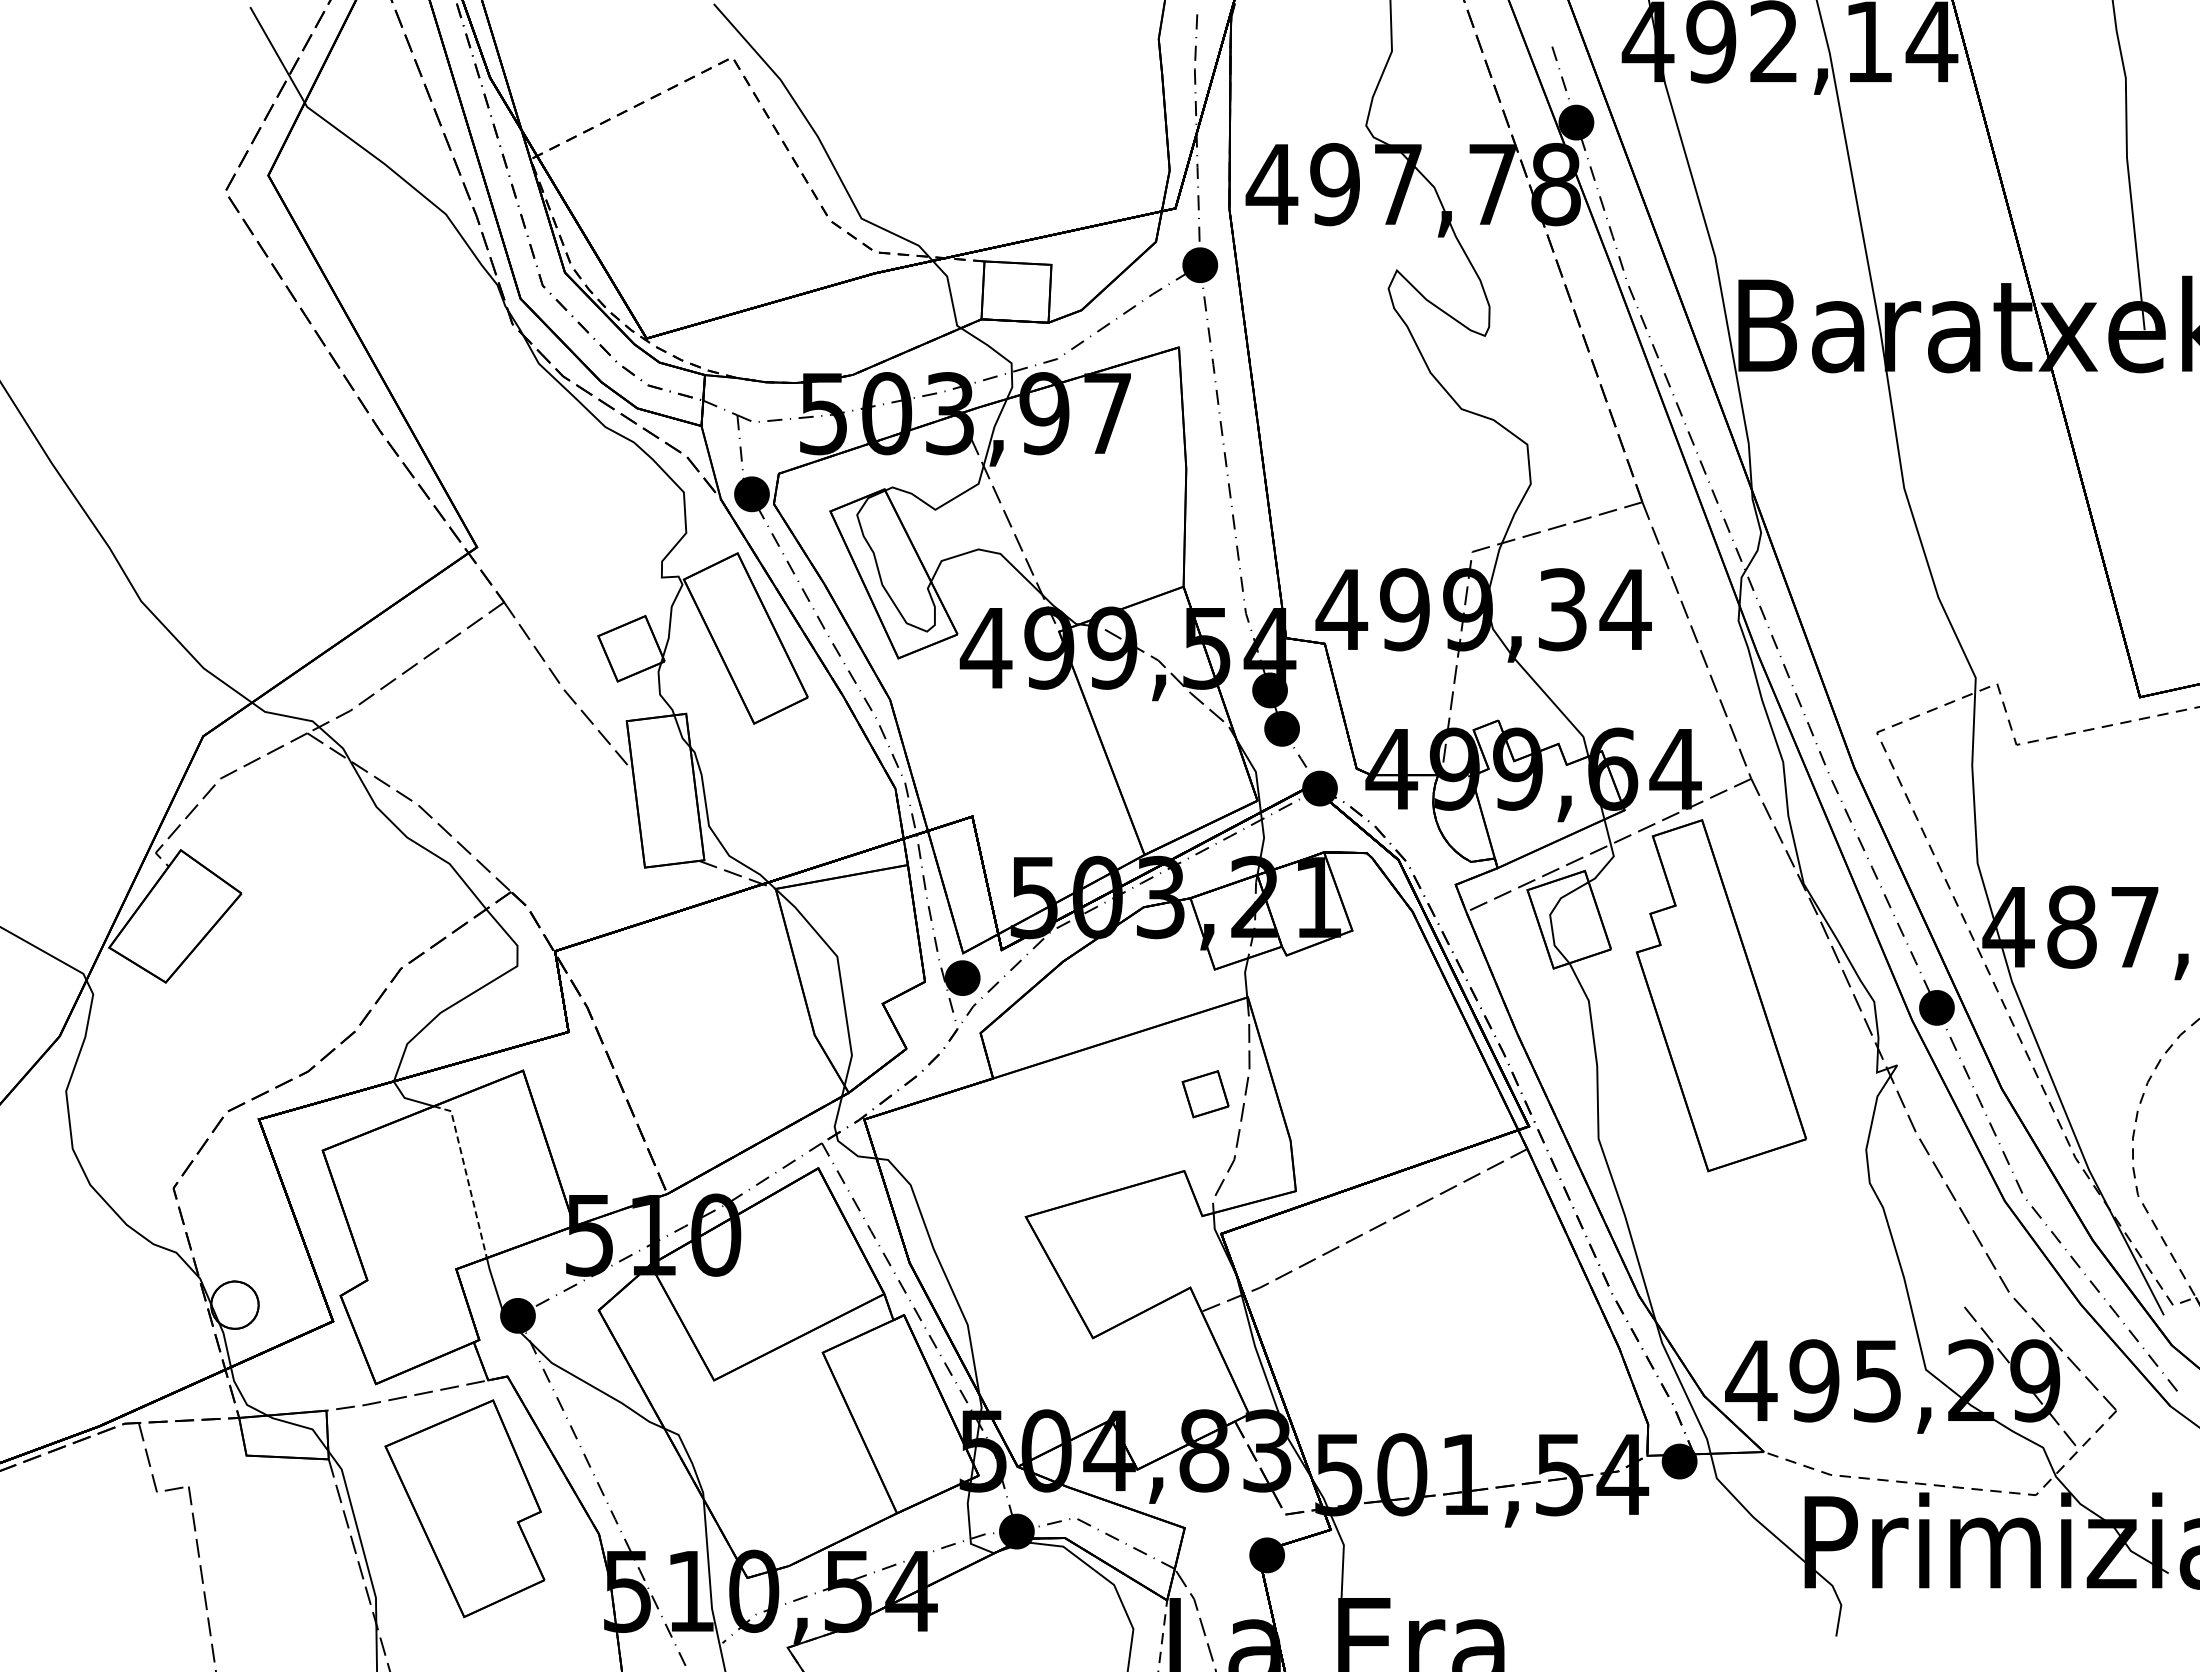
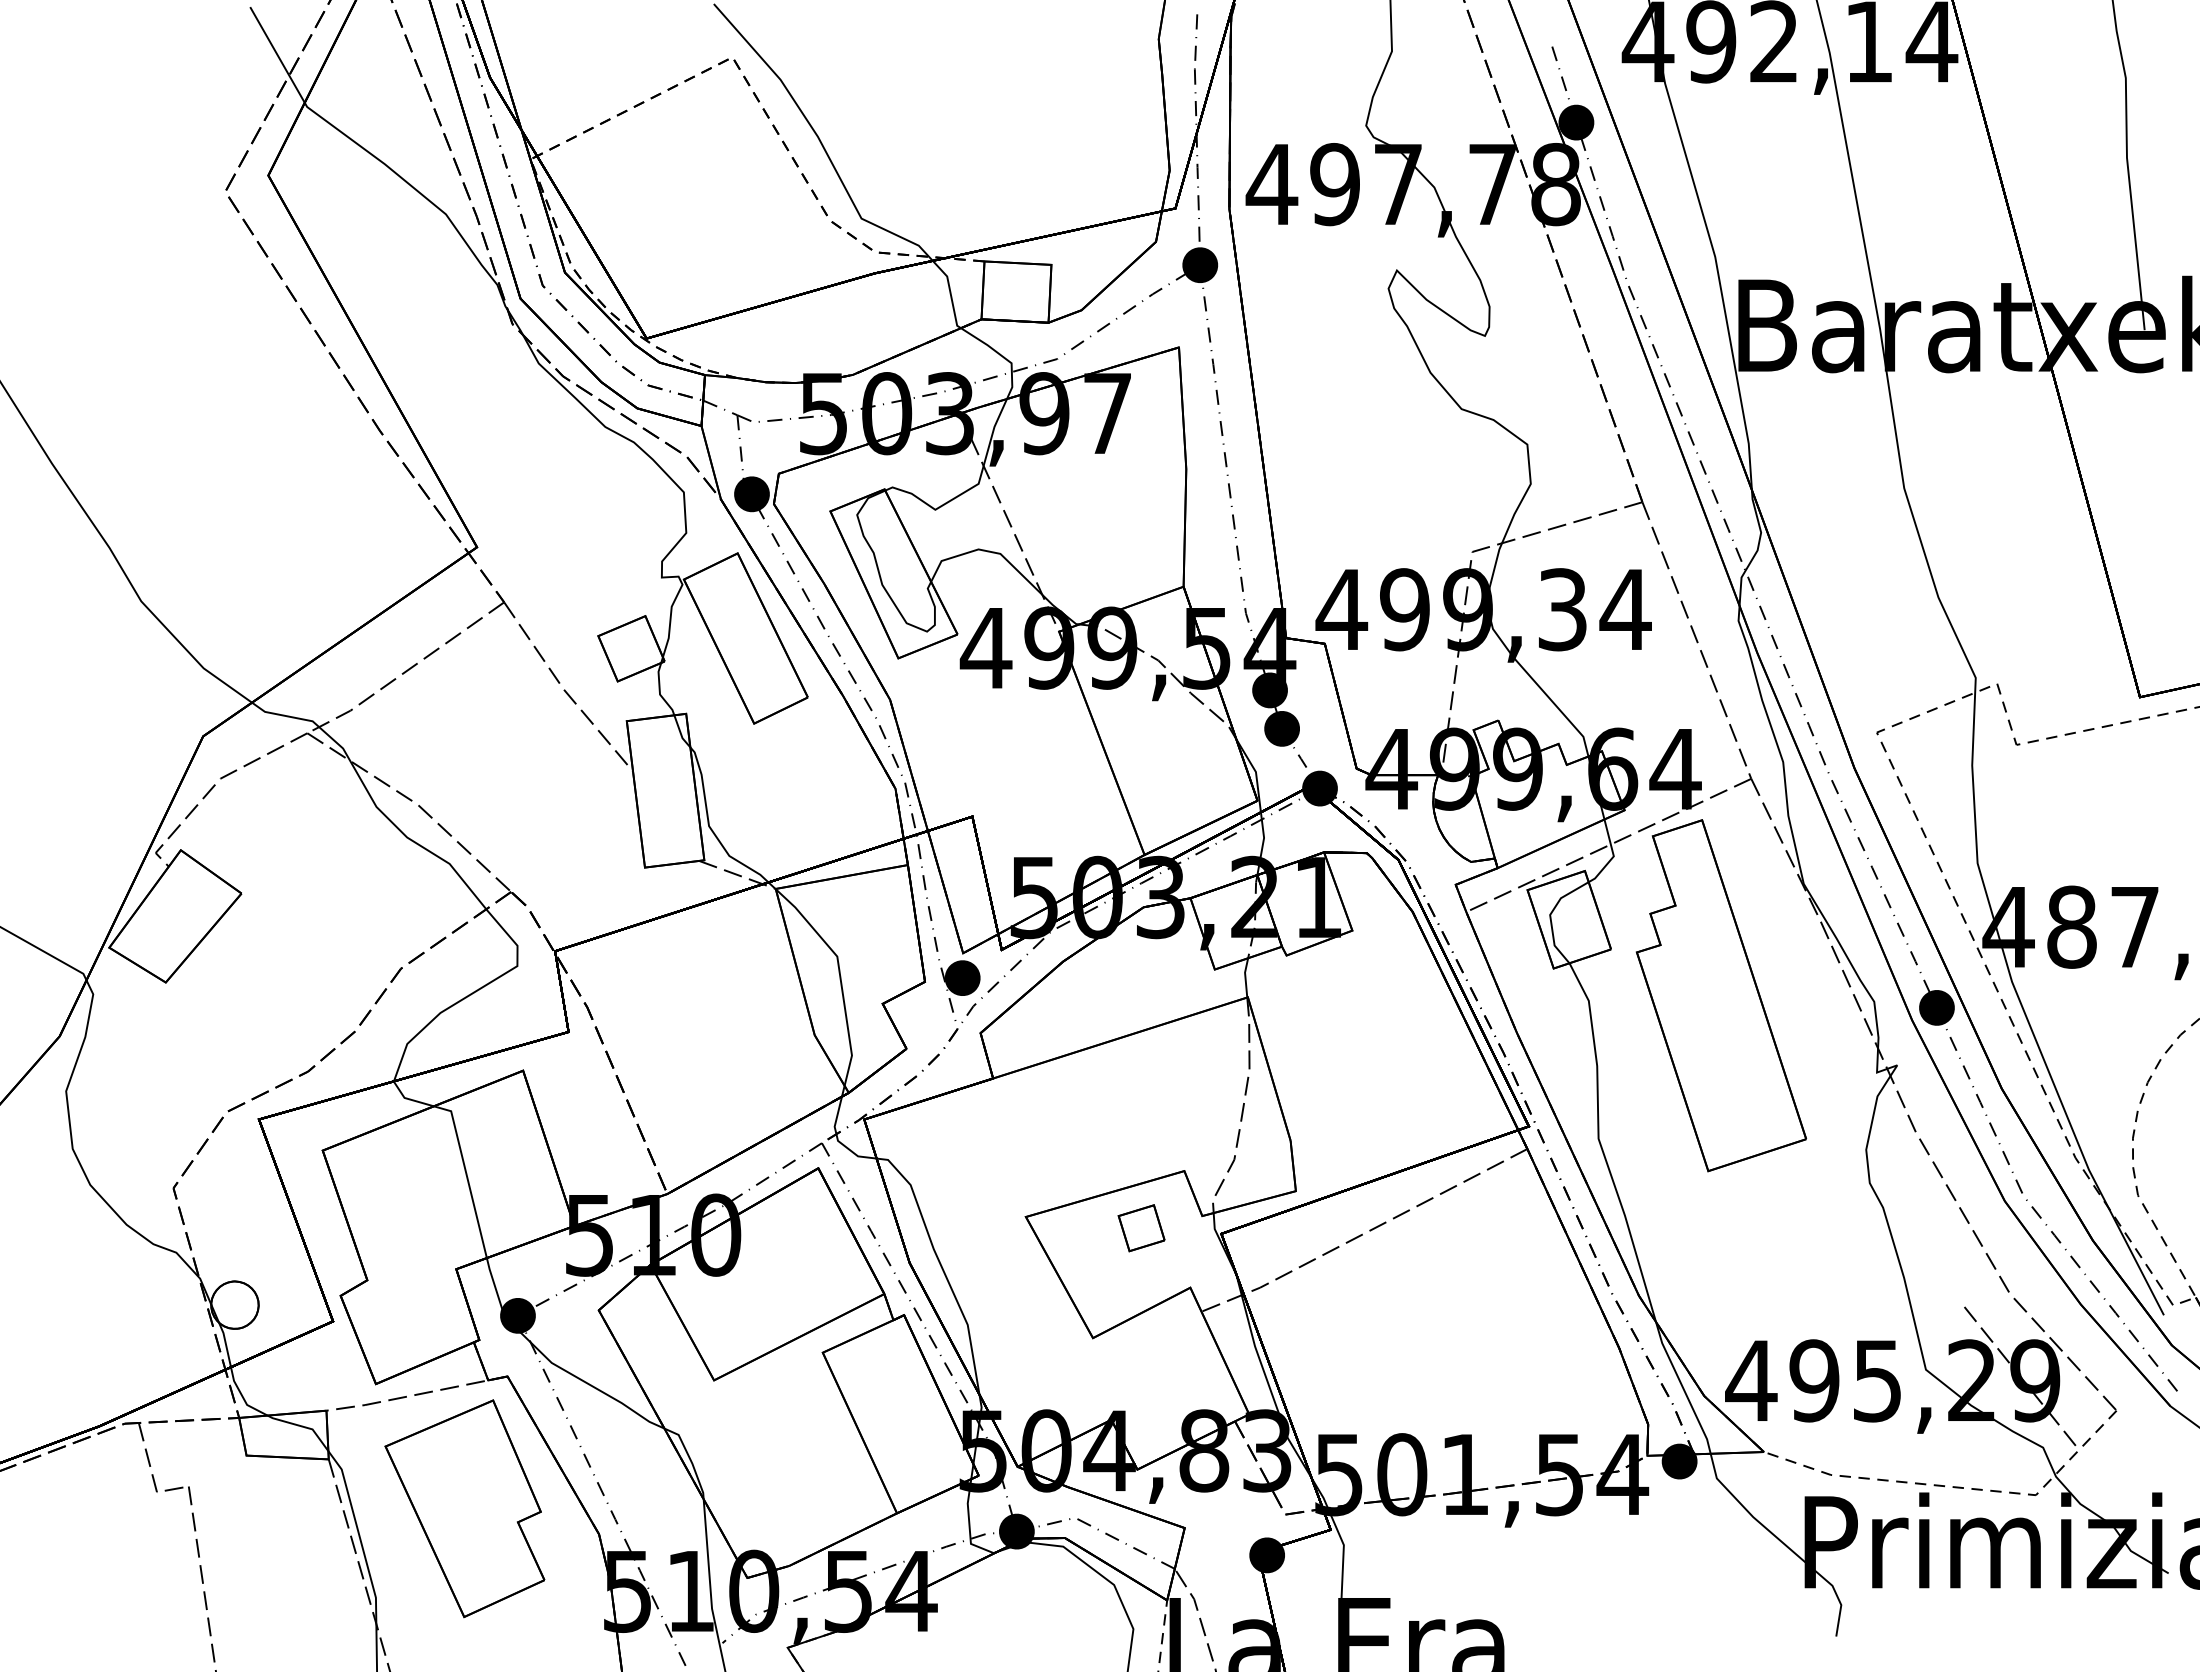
part position: (1205, 1094) -> (1141, 1228) (1141, 1228)
line: dashed -> solid (466, 1175)
